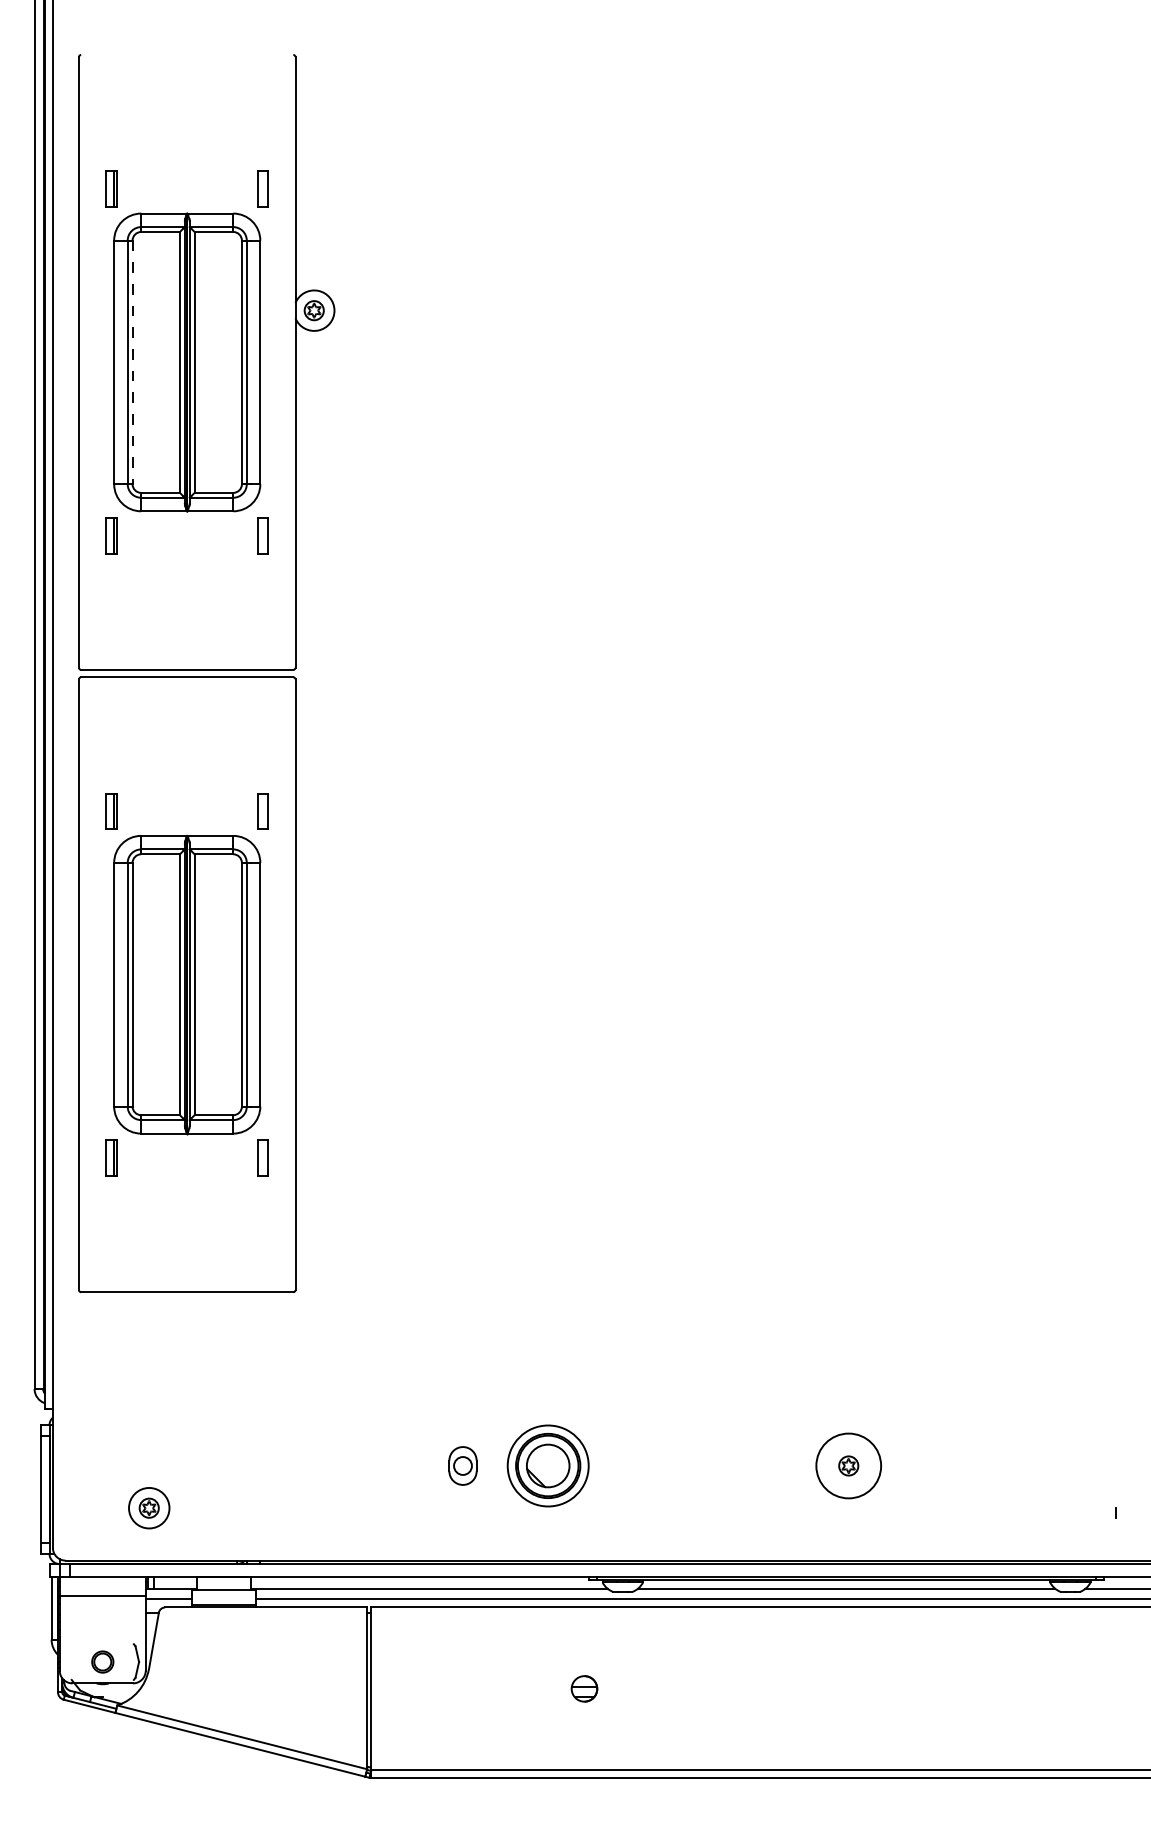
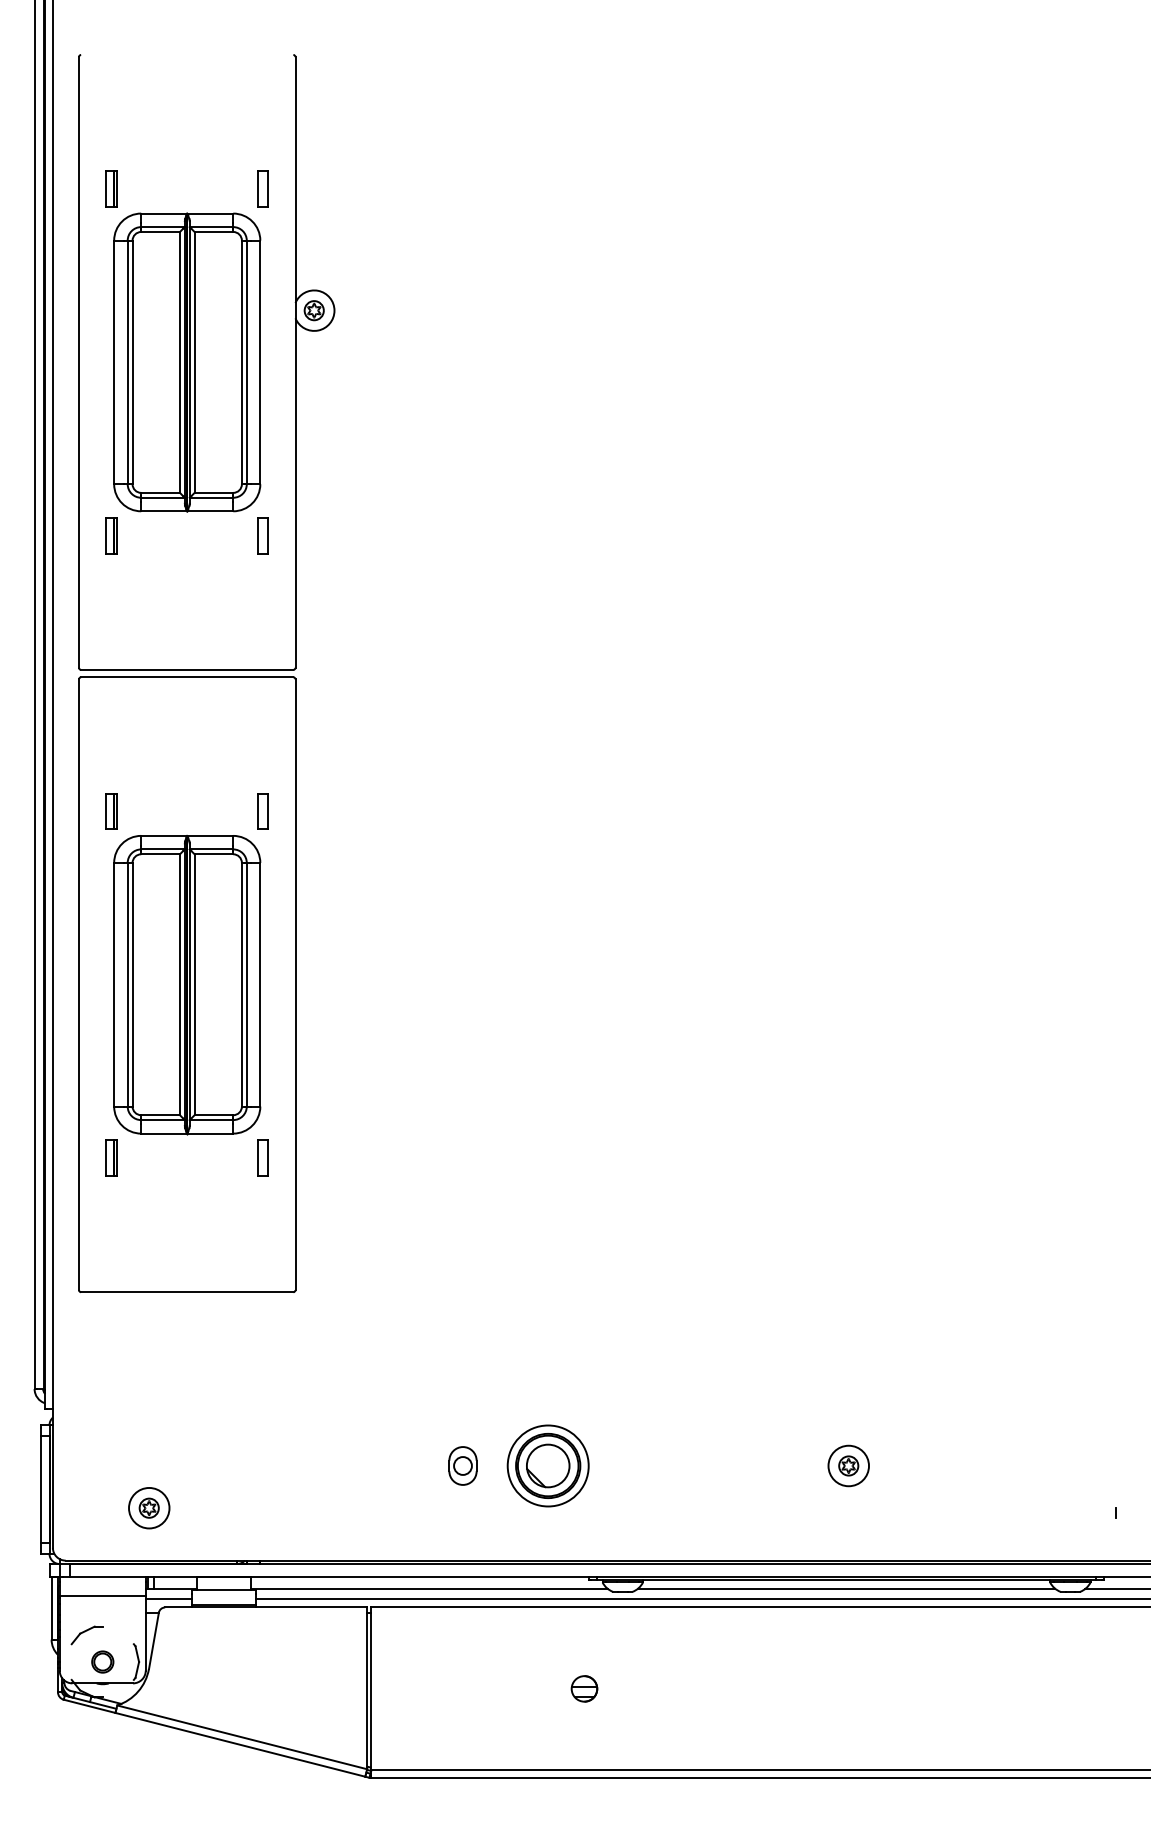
line: dashed -> solid (132, 362)
circle diameter: 65 px -> 40 px (848, 1465)
part: none -> present (86, 1635)
